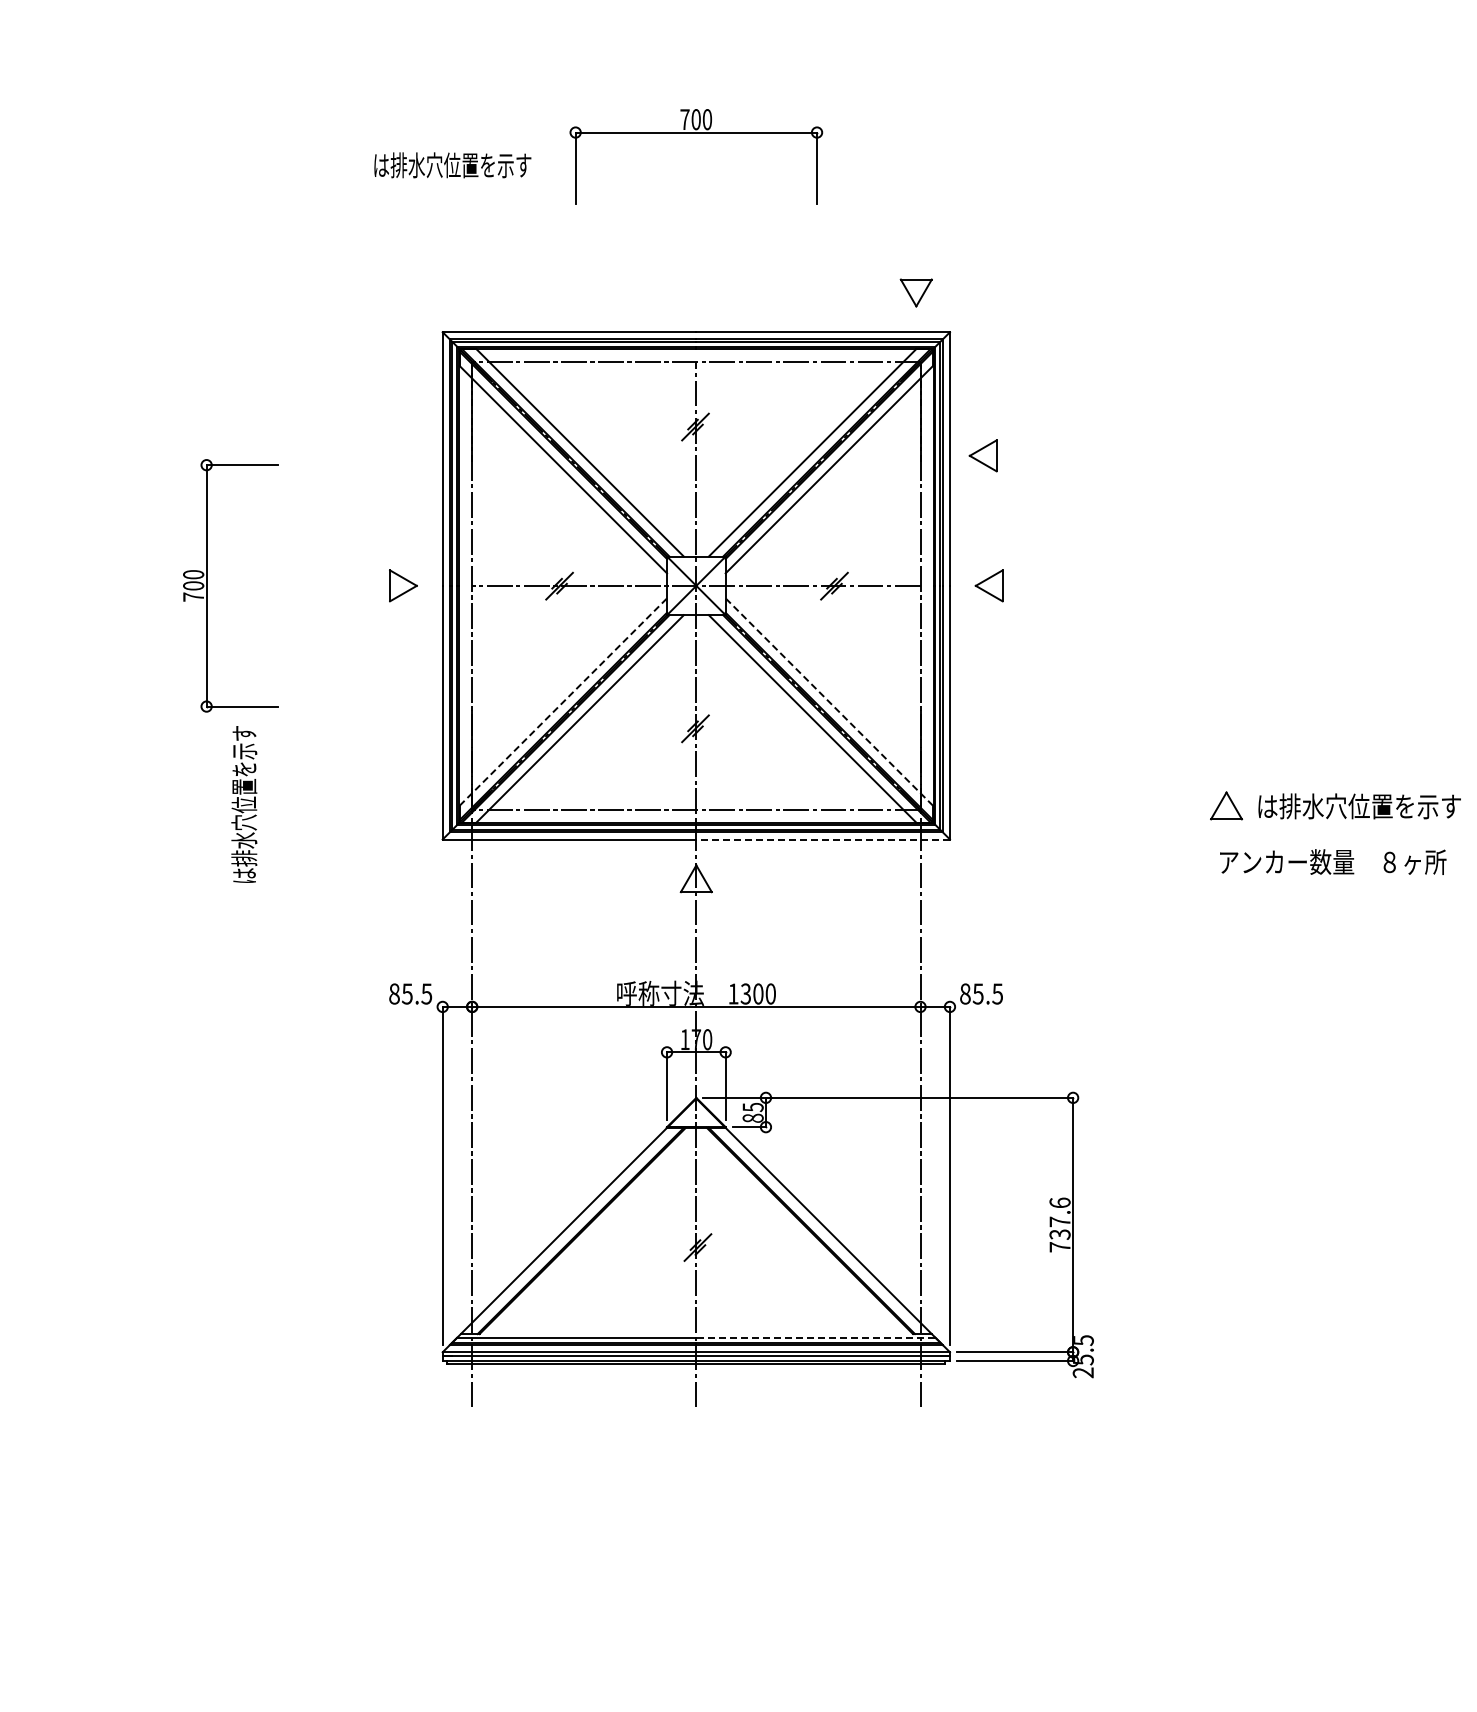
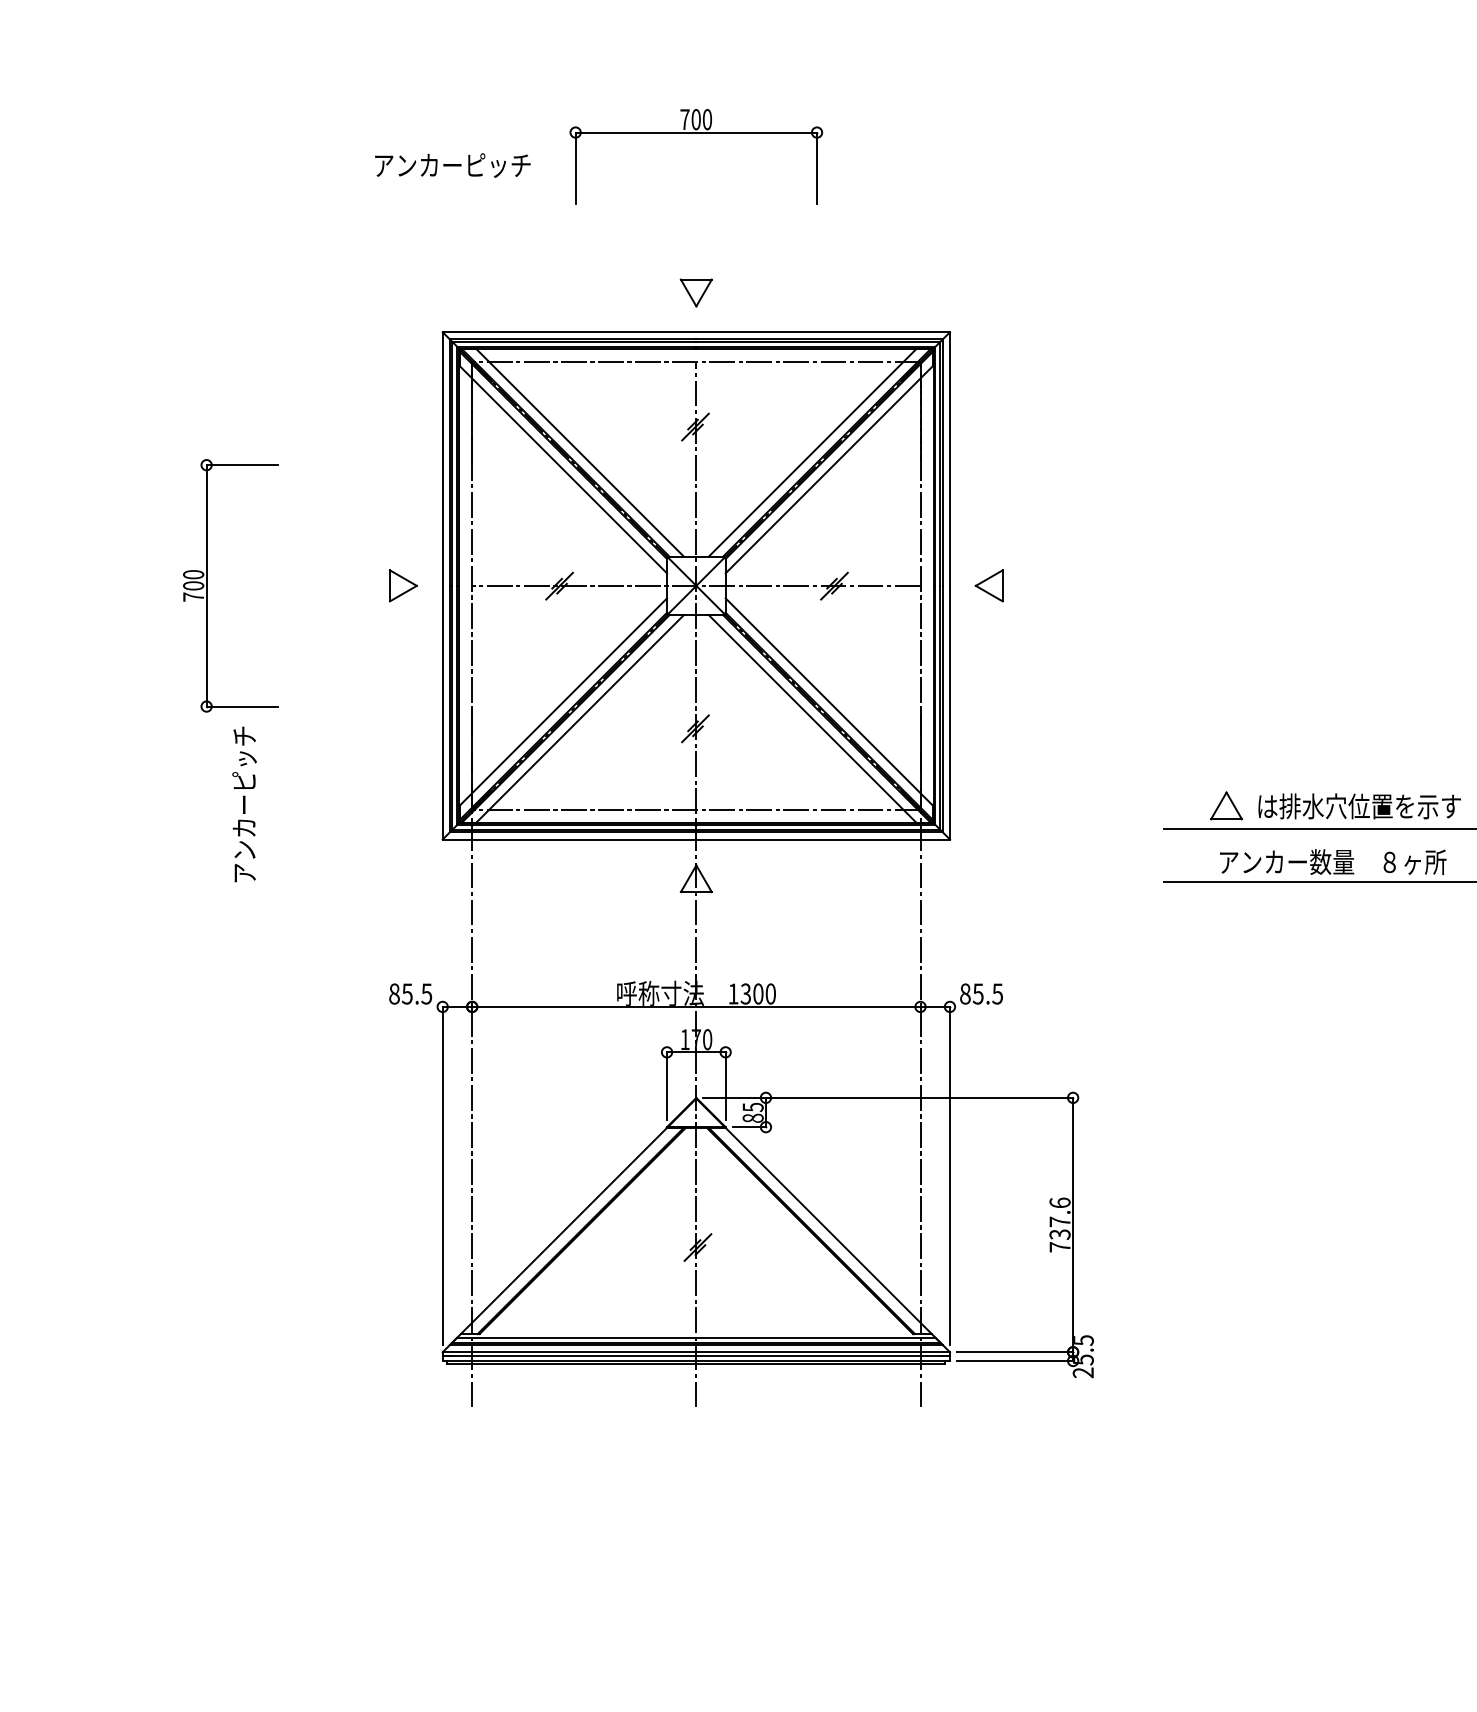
text: は排水穴位置を示す -> アンカーピッチ (452, 165)
part position: (915, 292) -> (695, 292) (695, 292)
part: present -> none (982, 455)
line: dashed -> solid (563, 702)
line: dashed -> solid (829, 702)
text: は排水穴位置を示す -> アンカーピッチ (244, 804)
line: none -> present (1318, 829)
line: dashed -> solid (823, 839)
line: none -> present (1318, 882)
line: dashed -> solid (815, 1337)
